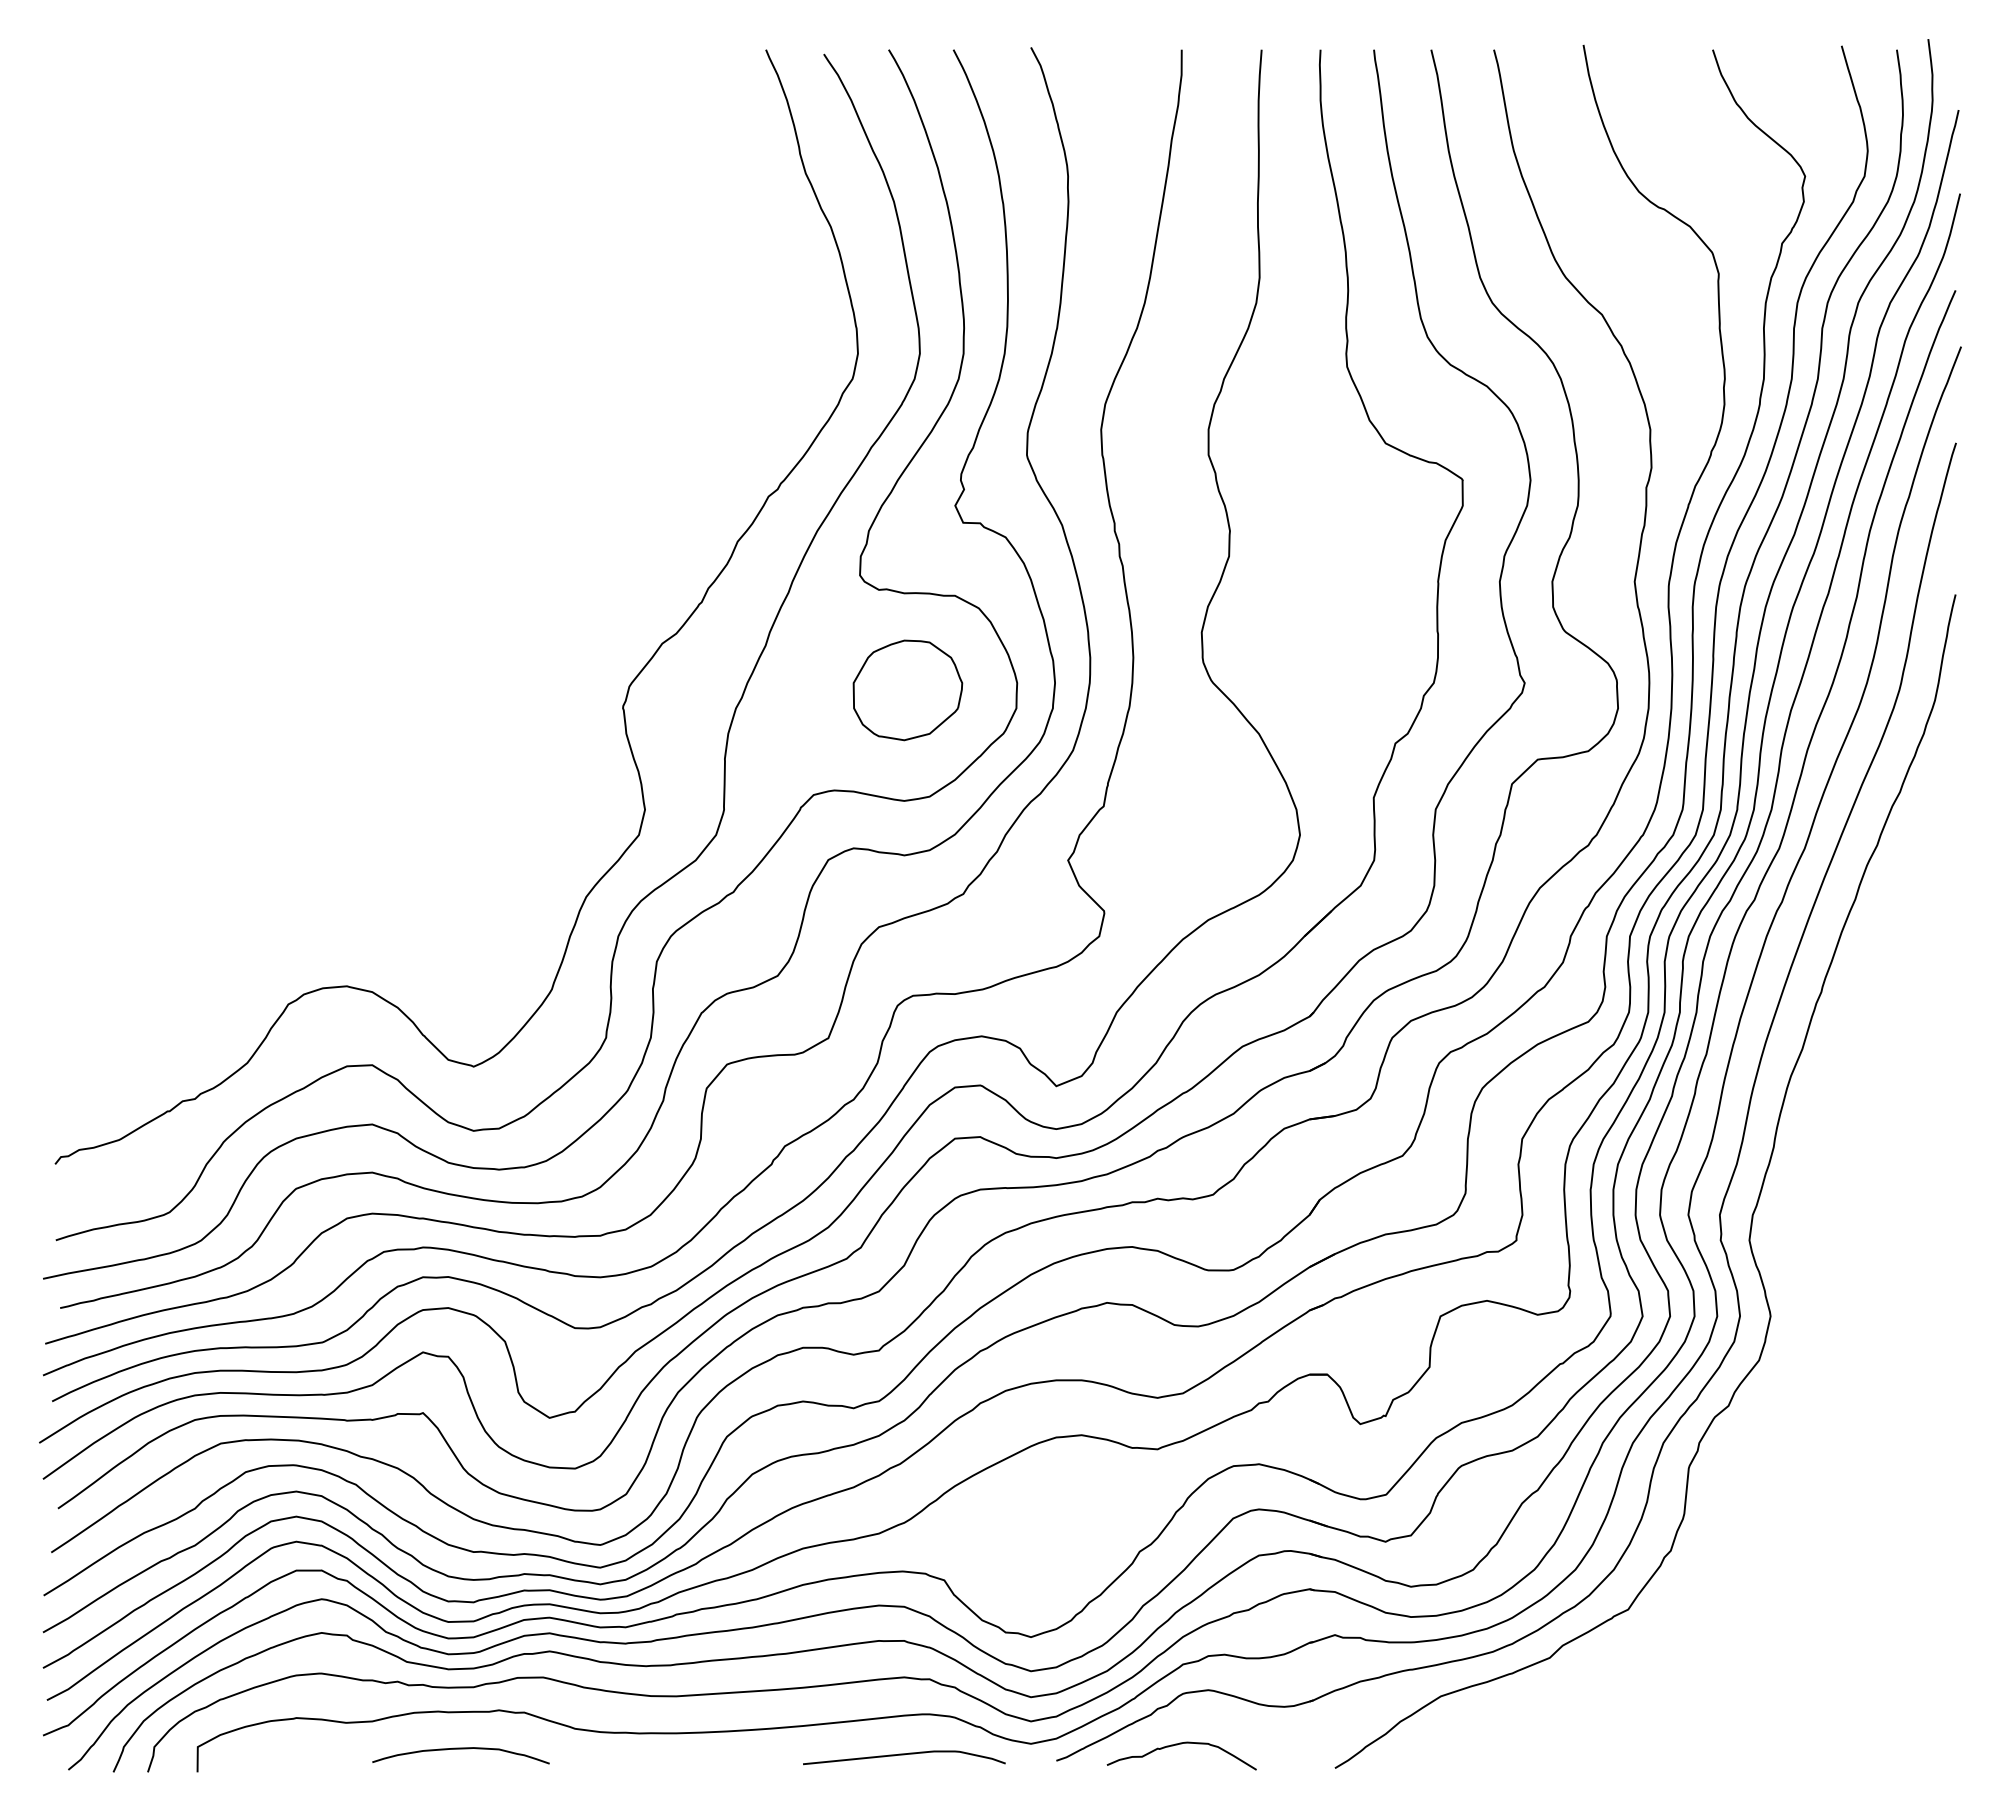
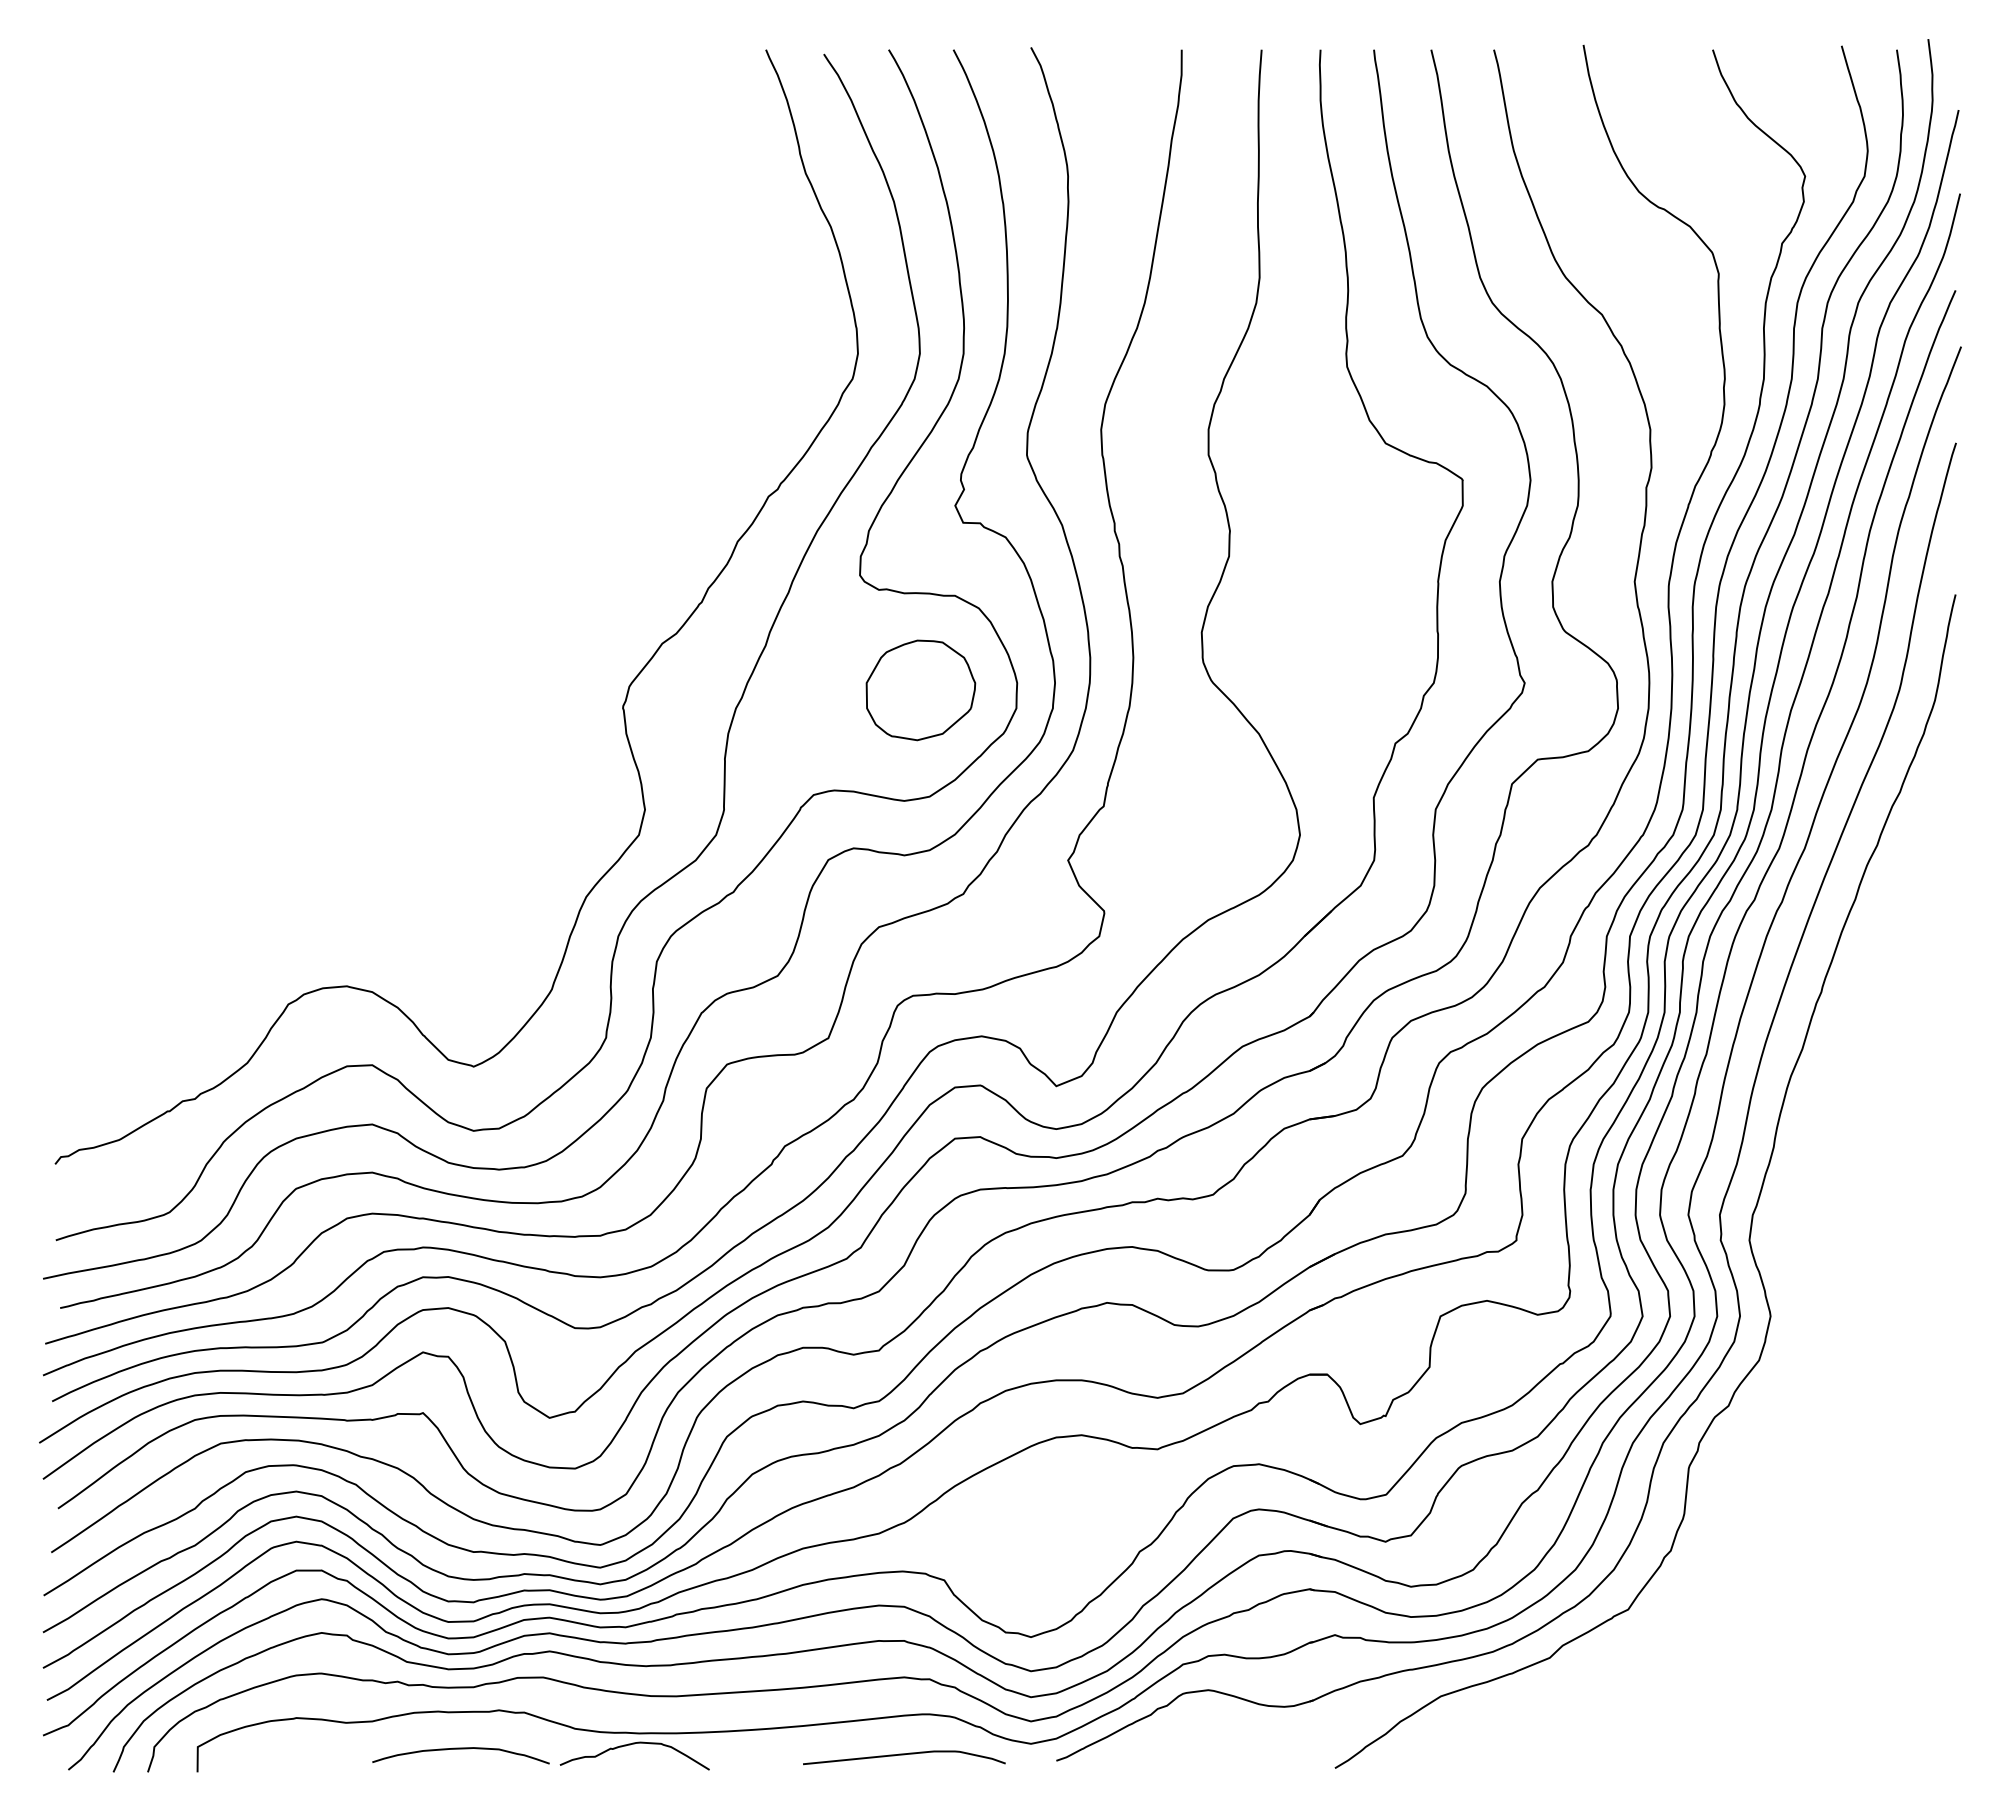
part position: (907, 690) -> (920, 690) (920, 690)
curve position: (1177, 1745) -> (630, 1745) (630, 1745)
